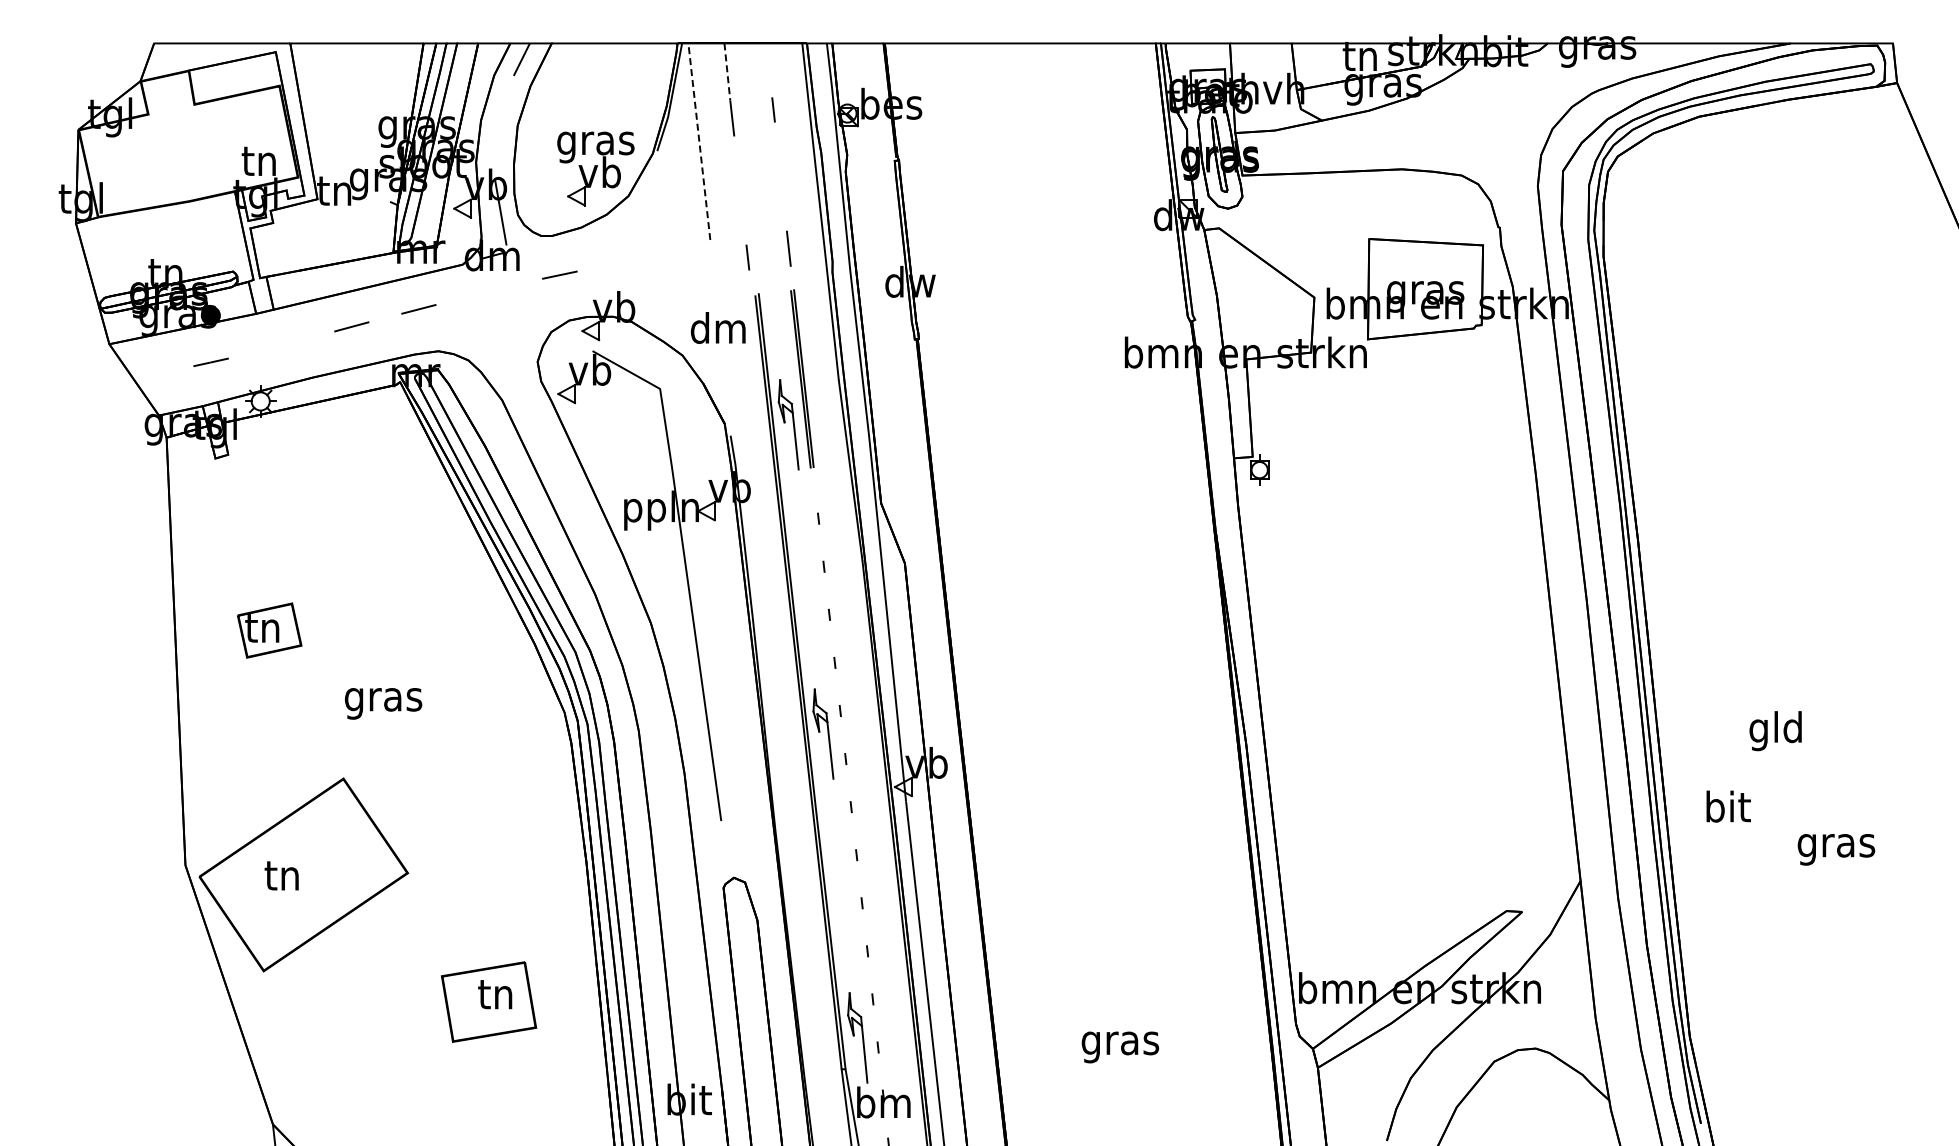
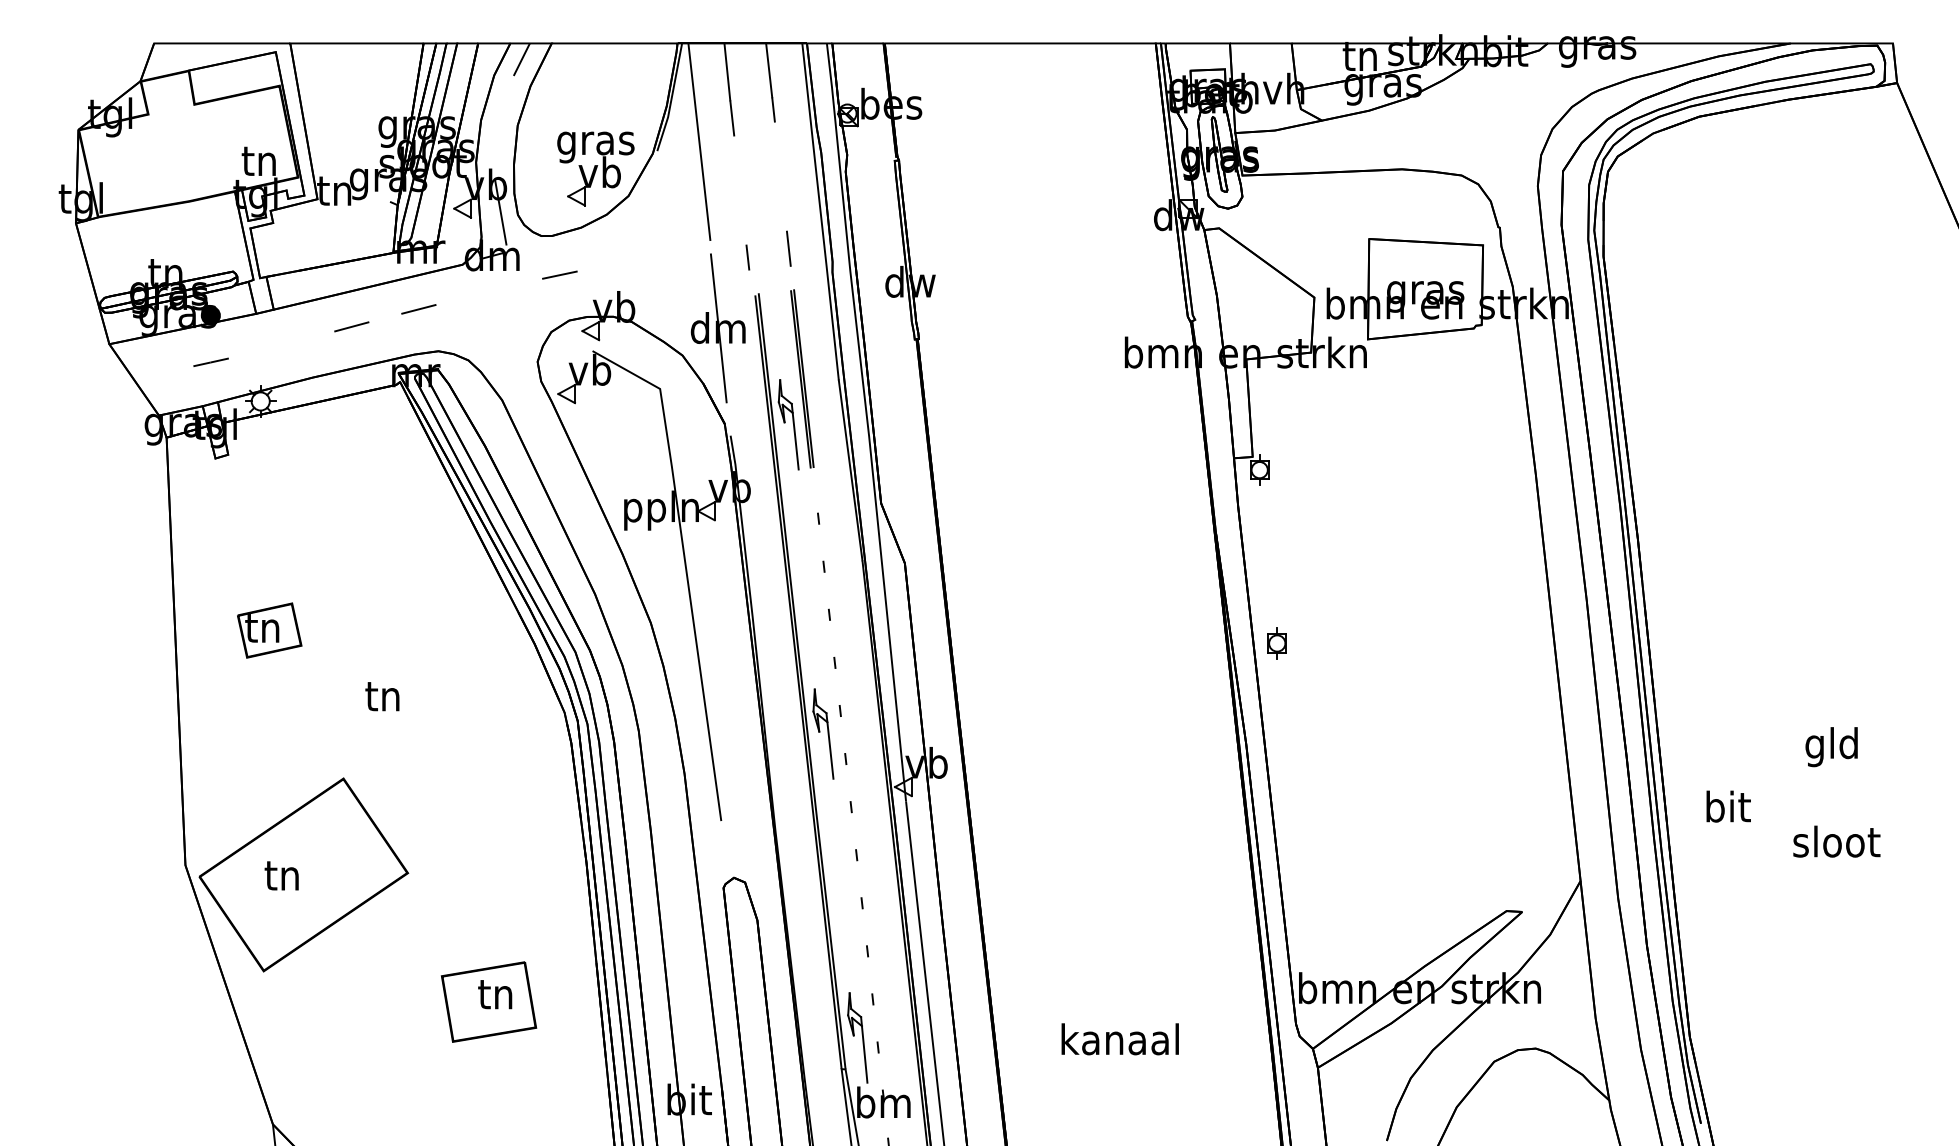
line: none -> present (769, 70)
line: dashed -> solid (727, 71)
line: dashed -> solid (699, 141)
line: none -> present (718, 328)
part: none -> present (1276, 643)
text: gras -> tn (383, 700)
text position: (1775, 731) -> (1831, 747) (1831, 747)
text: gras -> sloot (1836, 845)
text: gras -> kanaal (1119, 1043)
